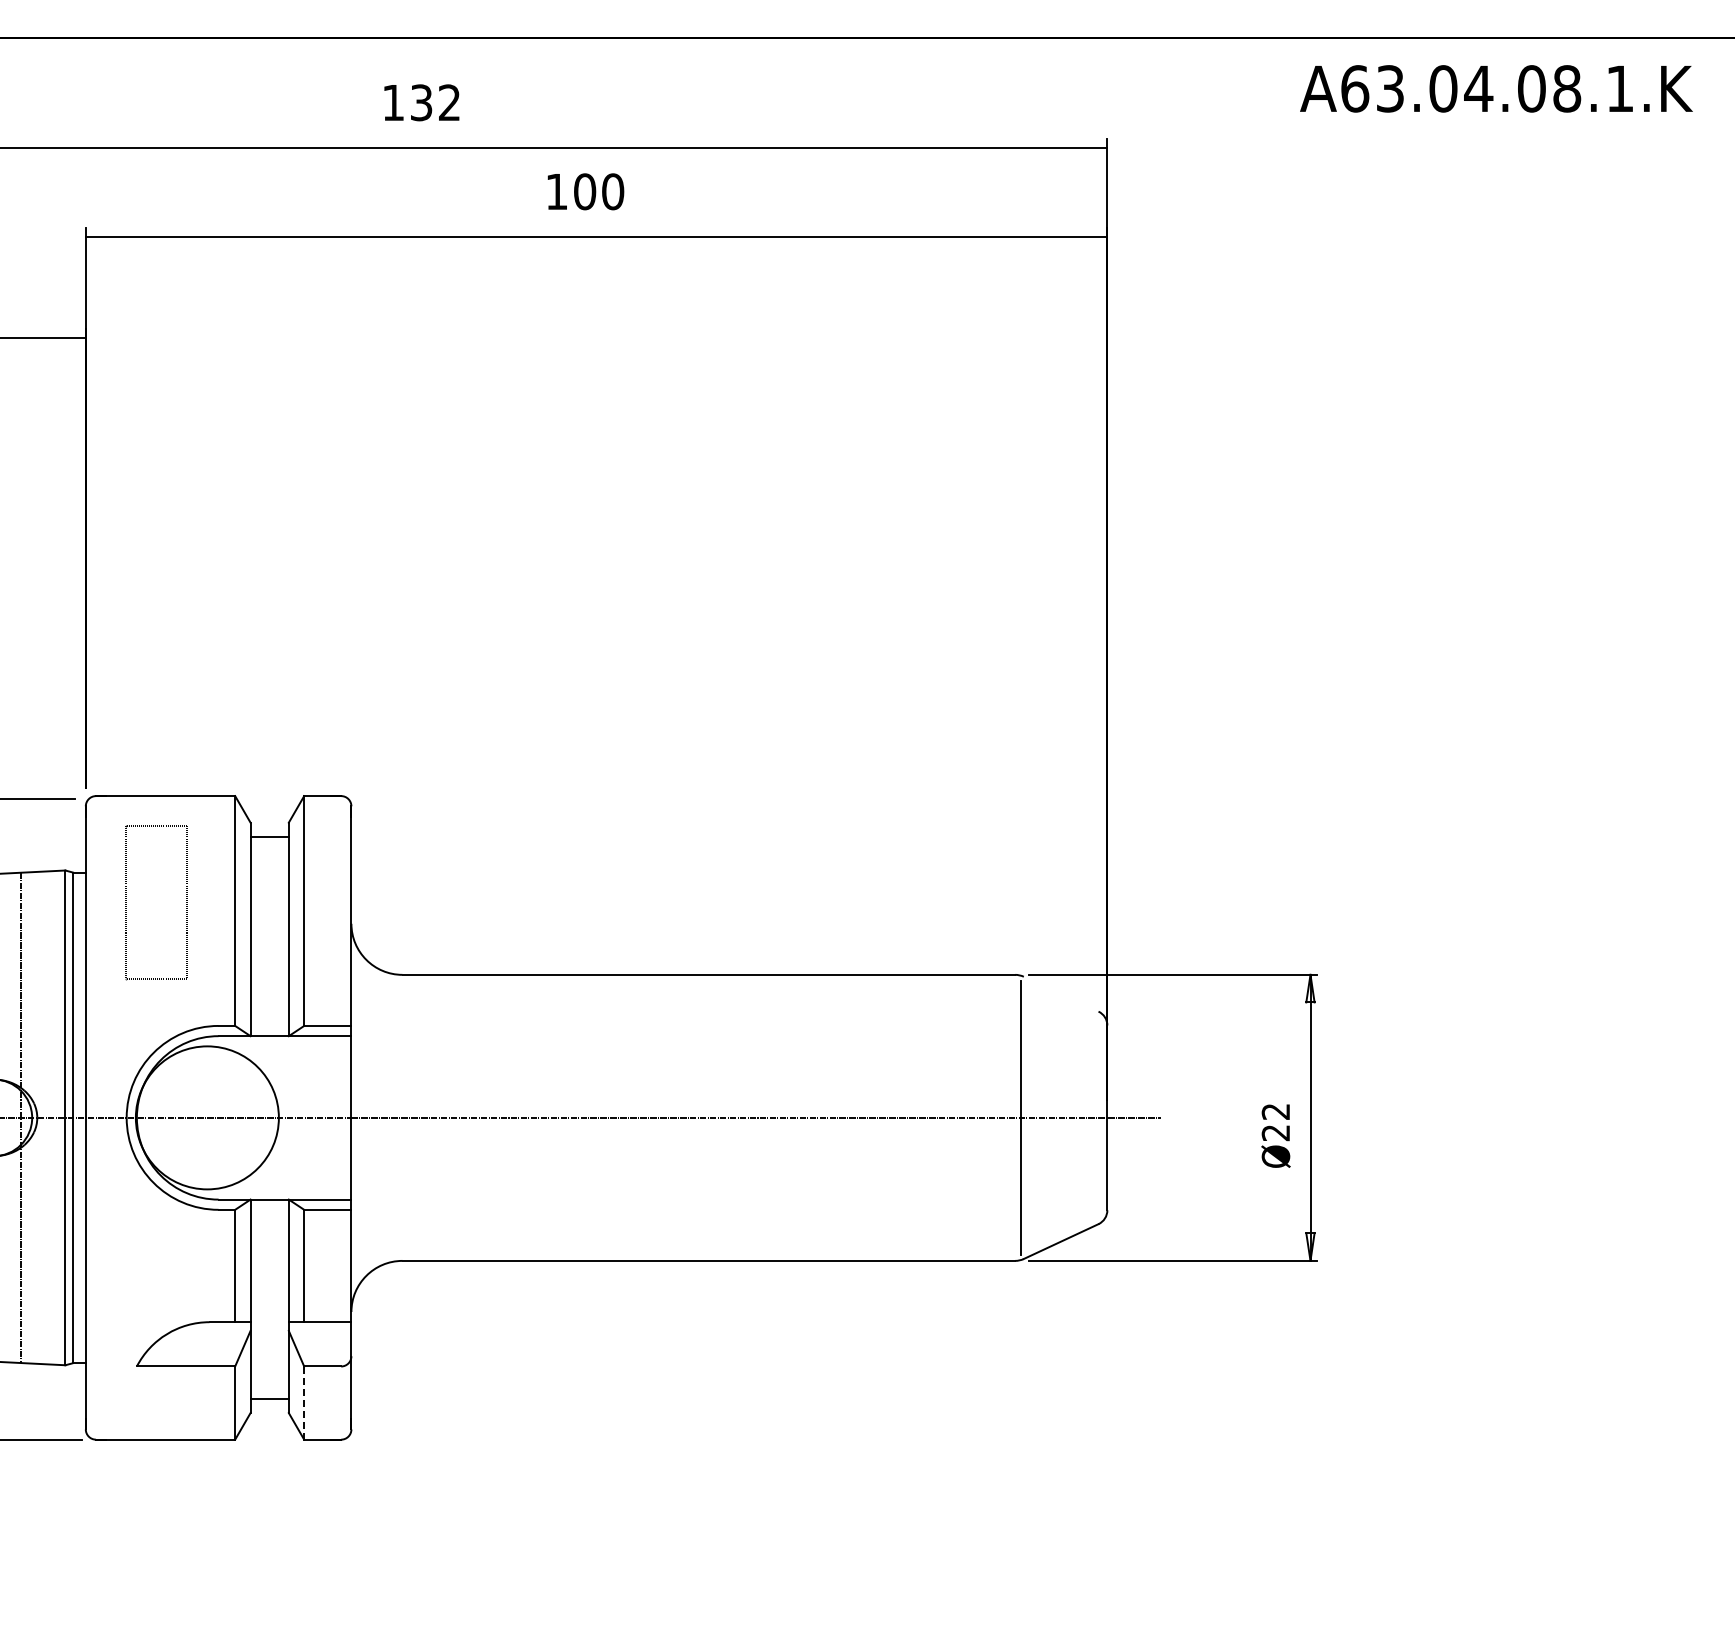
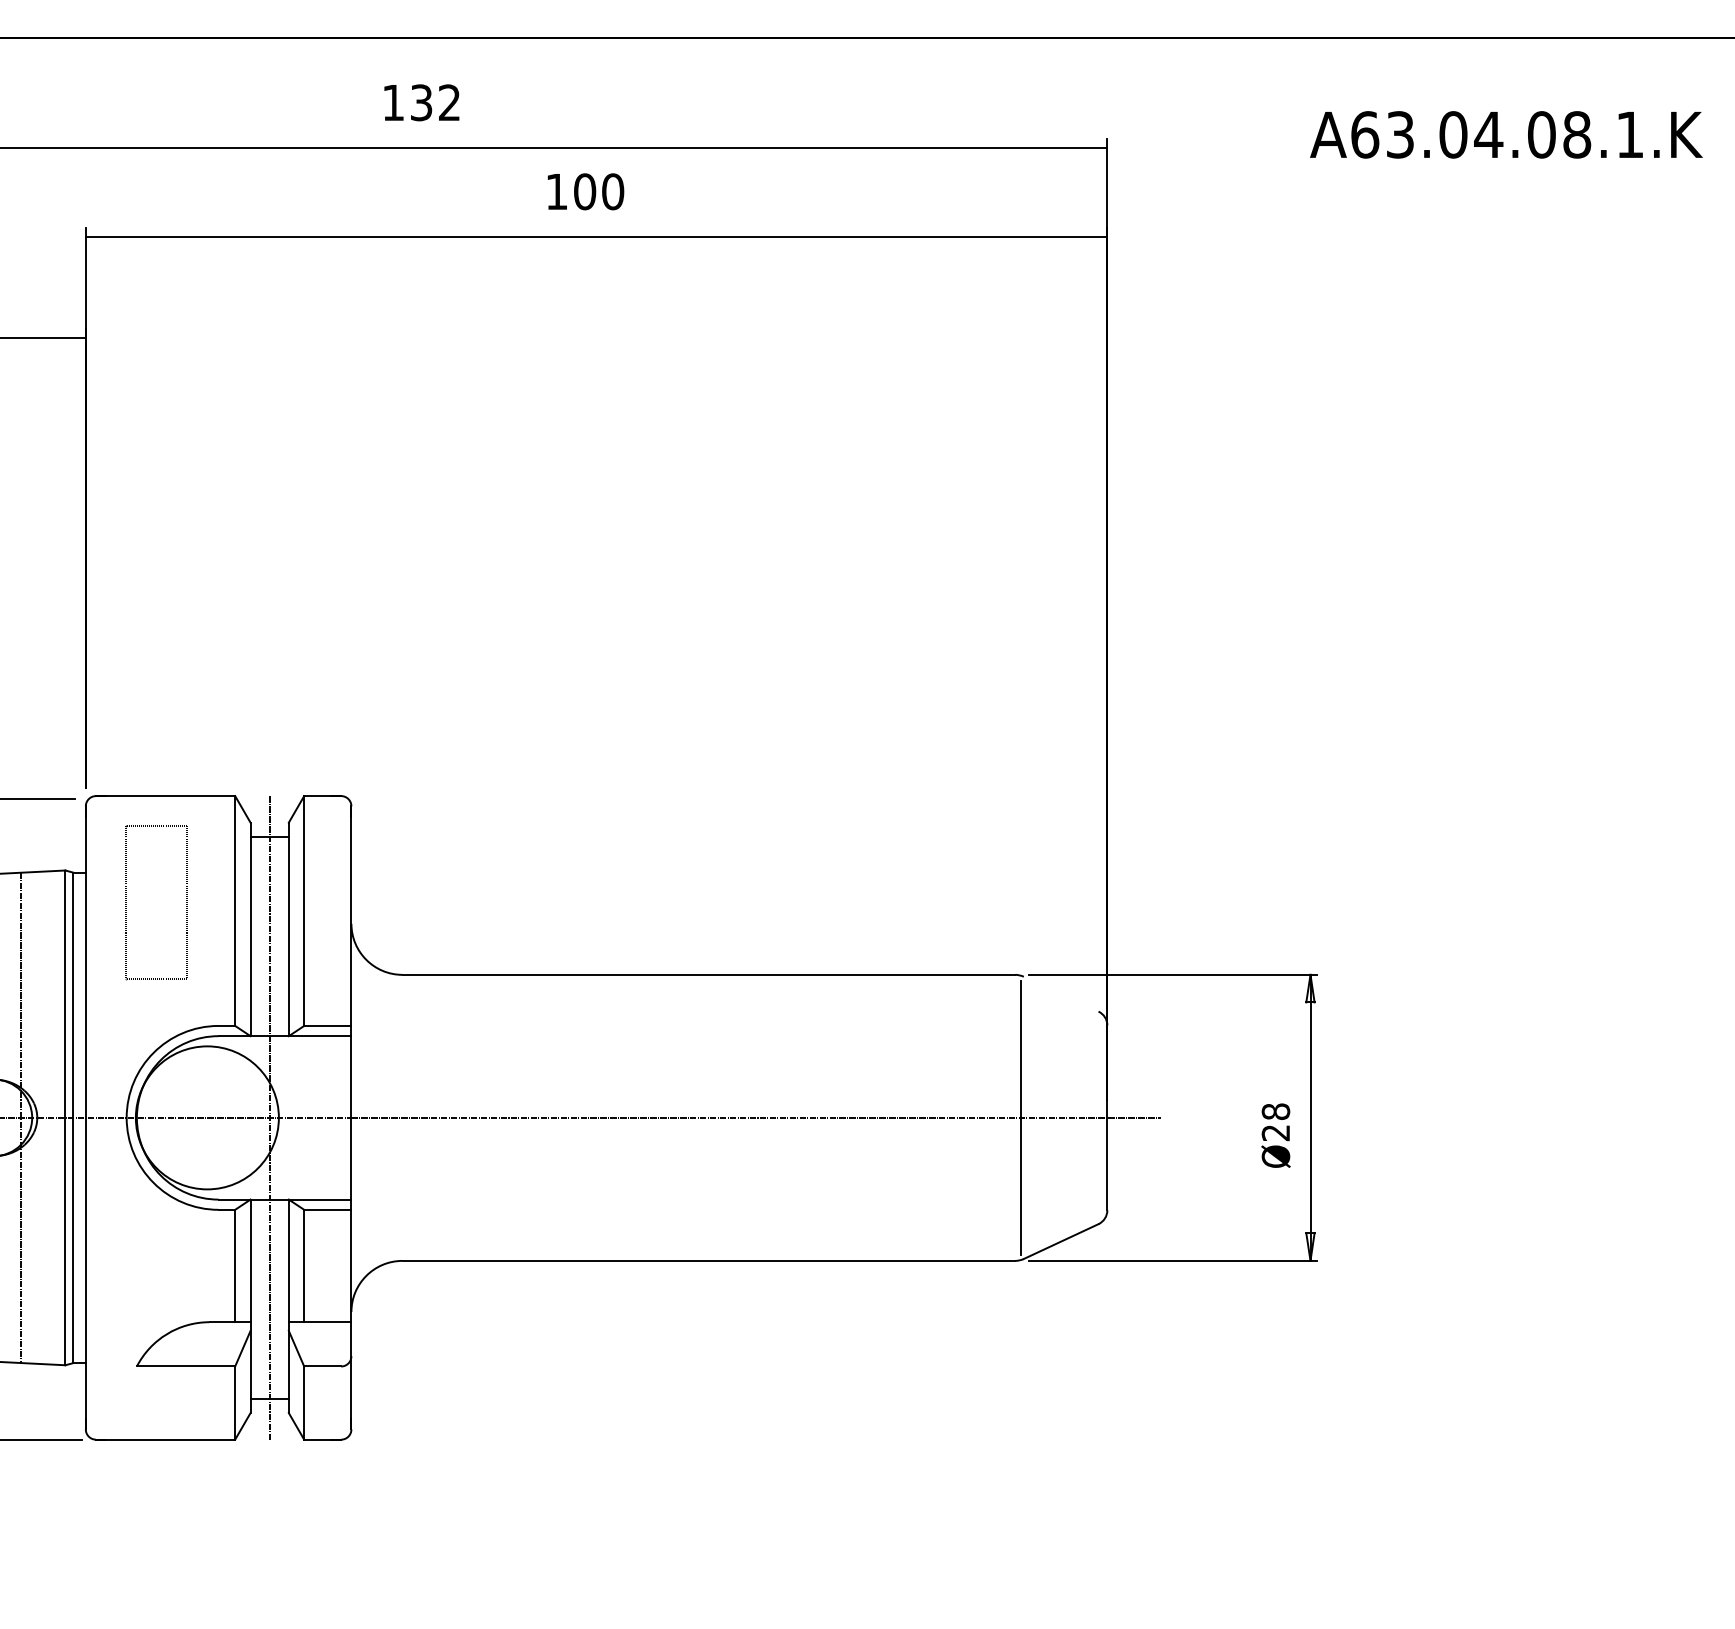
text position: (1496, 88) -> (1506, 134) (1506, 134)
text: Ø22 -> Ø28 (1275, 1111)
line: none -> present (269, 1117)
line: dashed -> solid (304, 1403)
